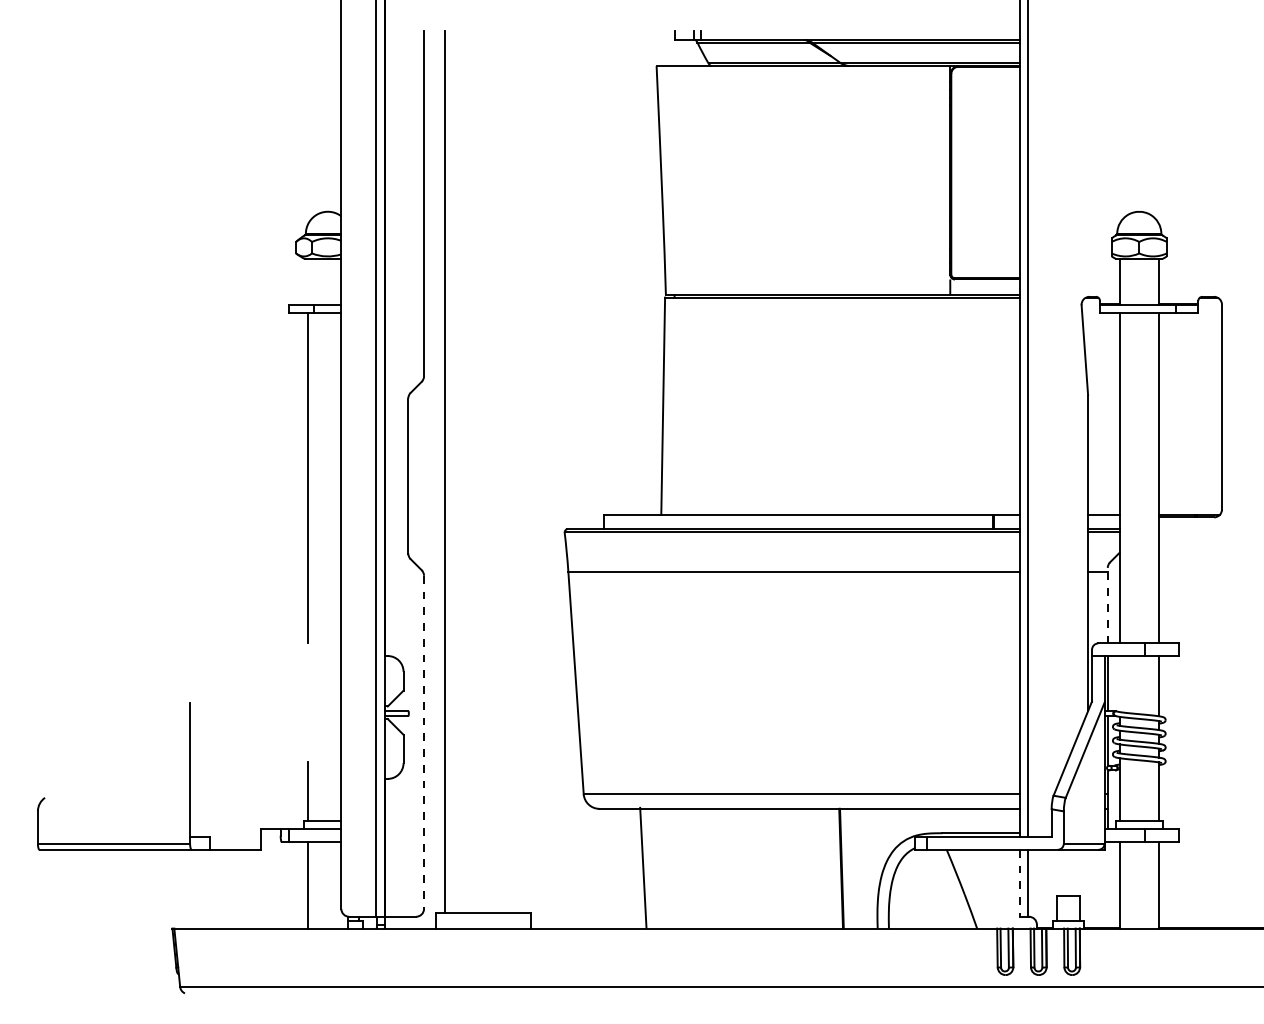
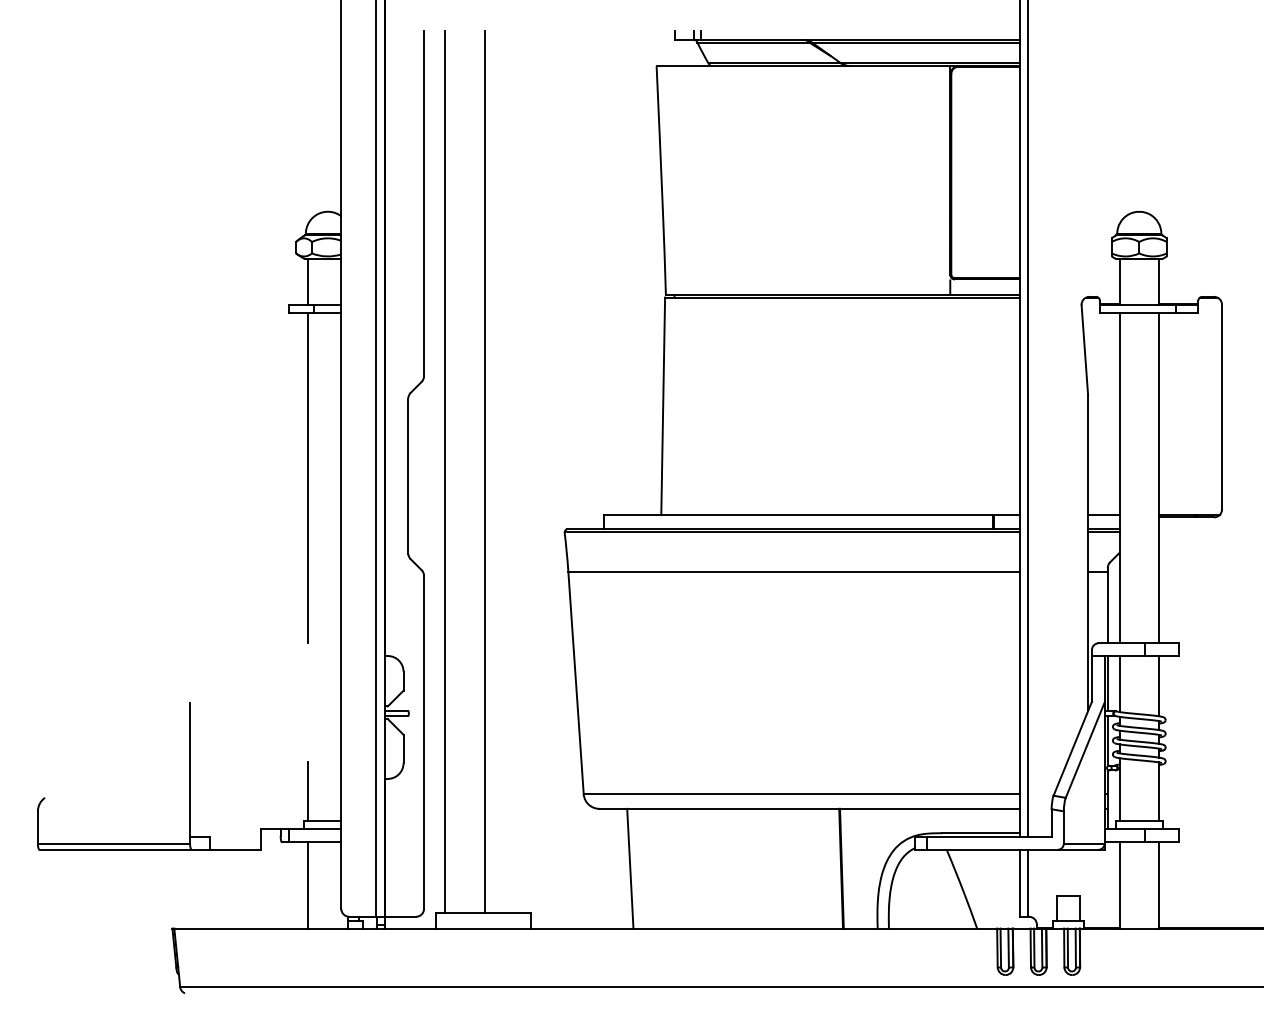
line: none -> present (308, 281)
line: none -> present (484, 471)
line: dashed -> solid (1107, 605)
line: none -> present (1119, 684)
line: dashed -> solid (424, 742)
line position: (643, 867) -> (630, 868) (630, 868)
line: dashed -> solid (1019, 883)
